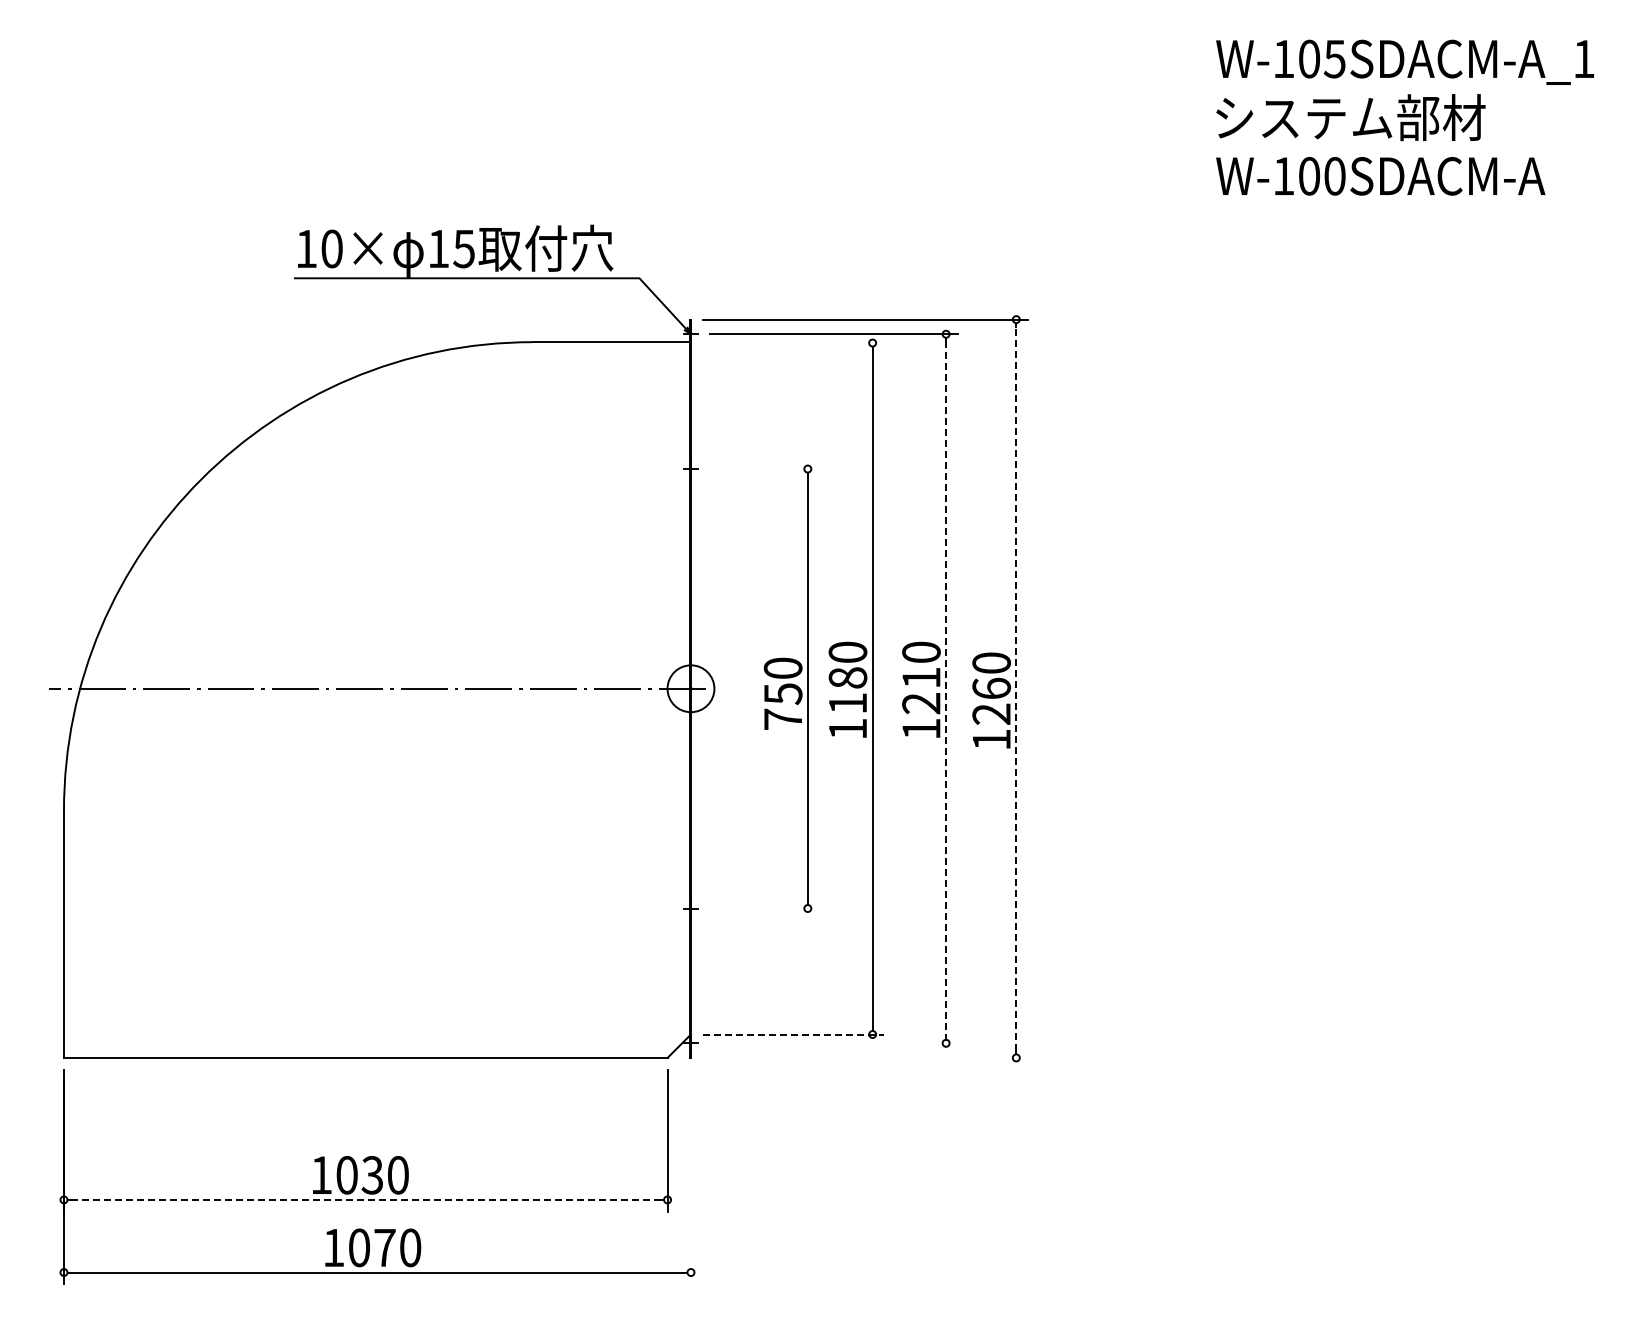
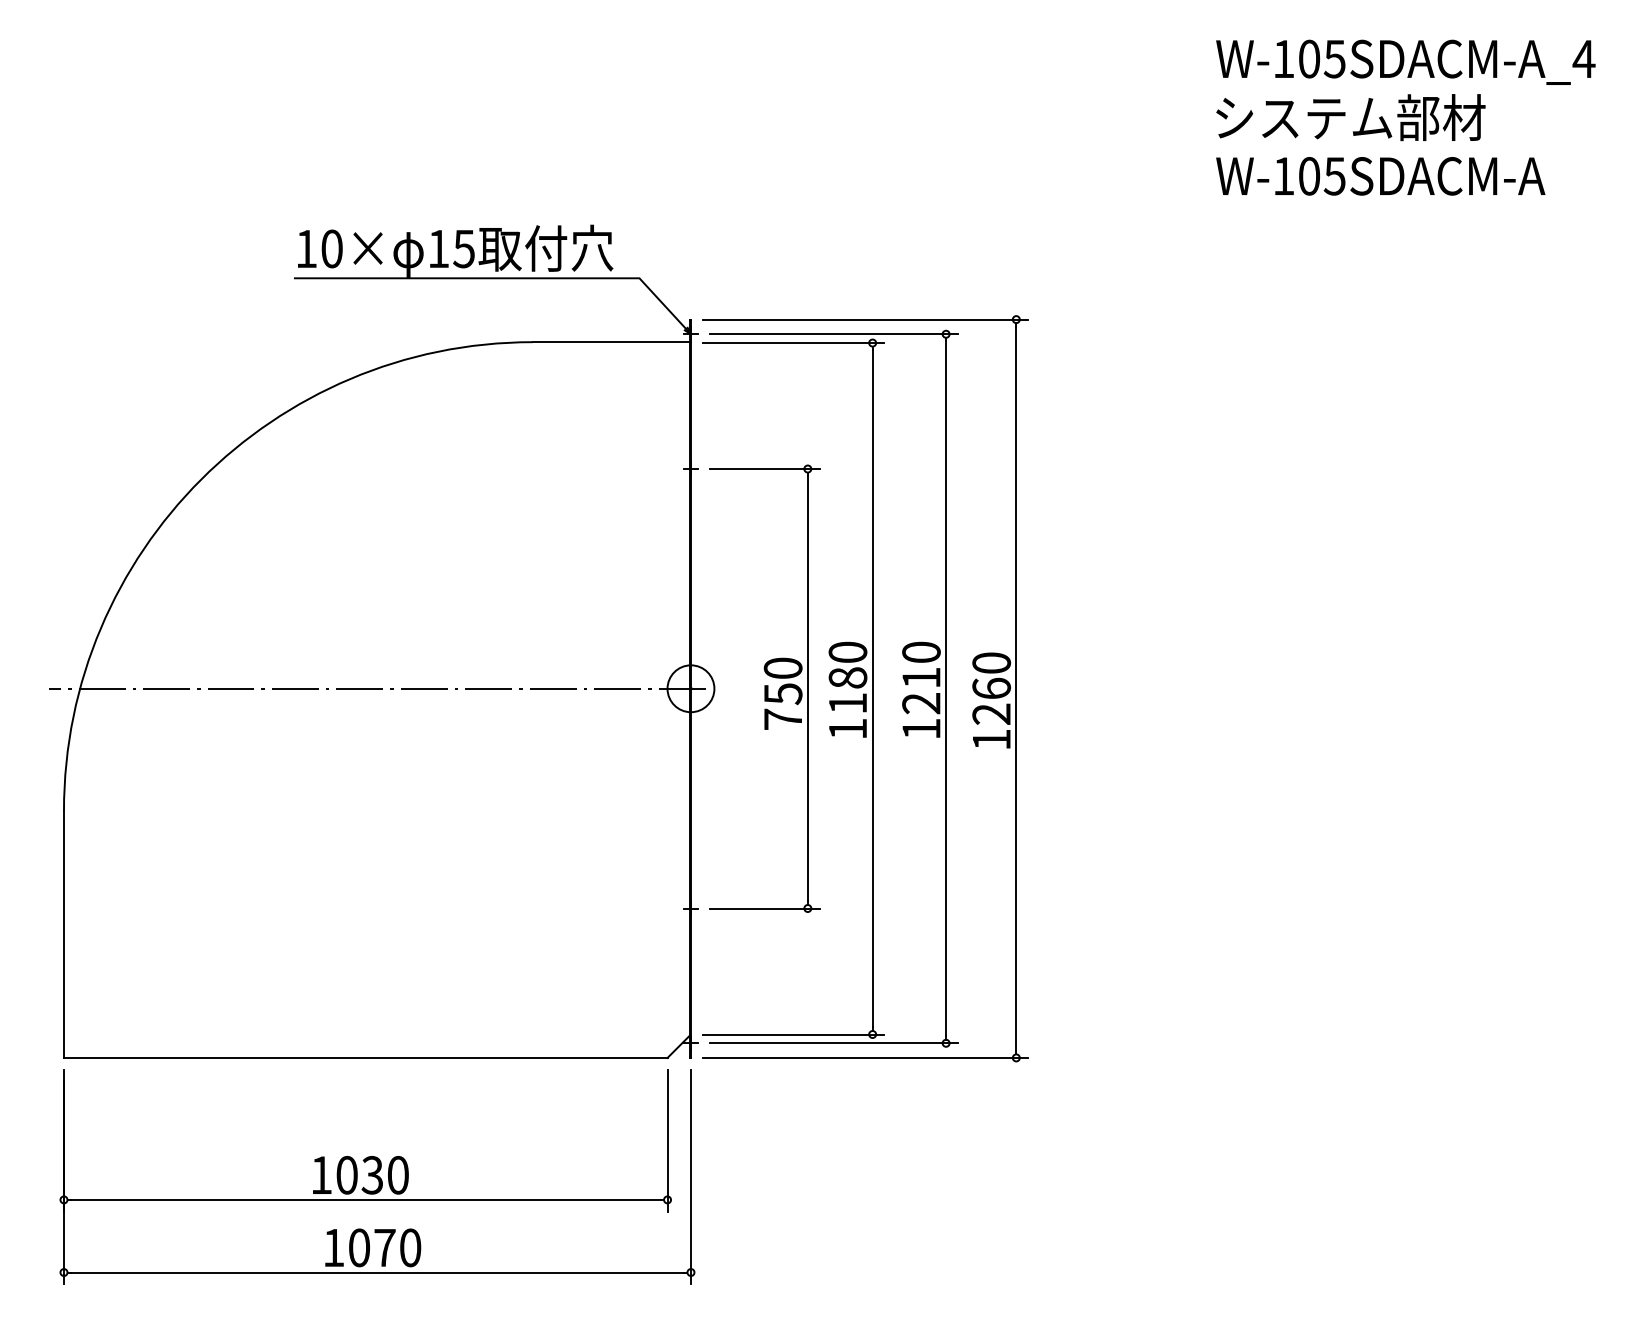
text: W-105SDACM-A_1 -> W-105SDACM-A_4 (1583, 58)
text: W-100SDACM-A -> W-105SDACM-A (1334, 176)
line: none -> present (793, 343)
line: none -> present (764, 469)
line: dashed -> solid (1016, 688)
line: dashed -> solid (946, 689)
line: none -> present (764, 908)
line: dashed -> solid (793, 1034)
line: none -> present (833, 1043)
line: none -> present (865, 1057)
line: none -> present (690, 1176)
line: dashed -> solid (365, 1199)
